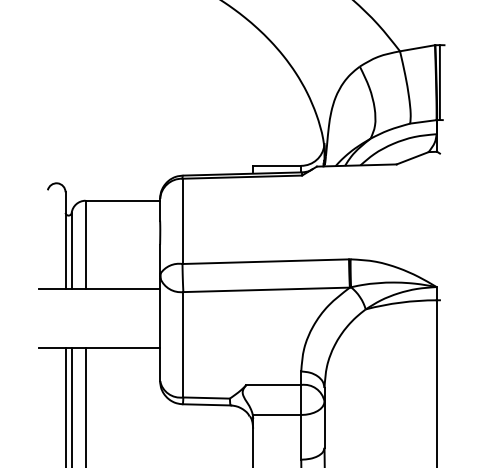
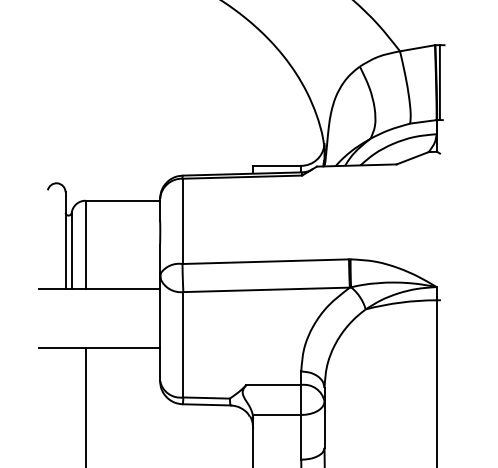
line: present -> none (65, 406)
line: present -> none (71, 406)
